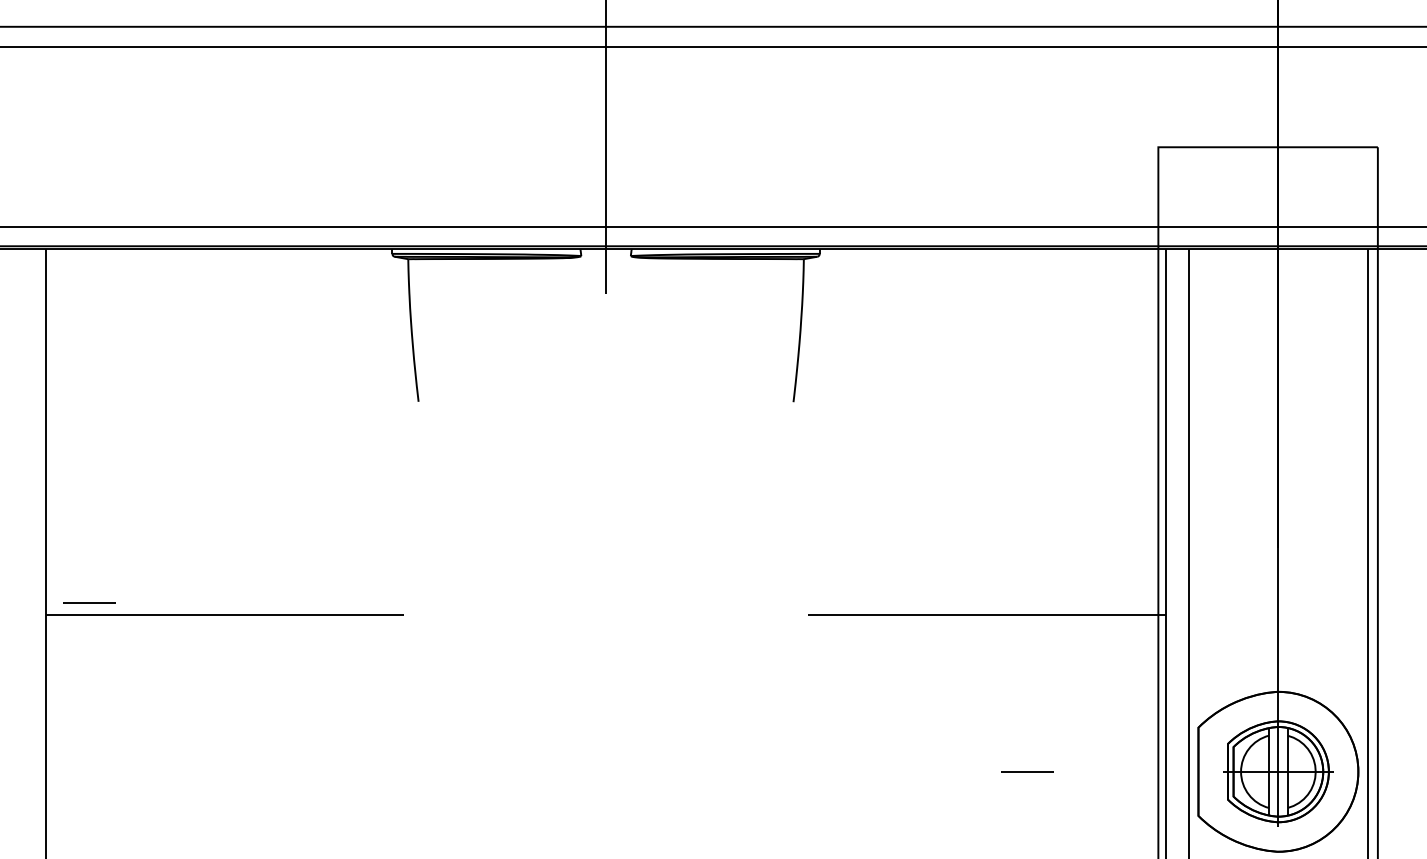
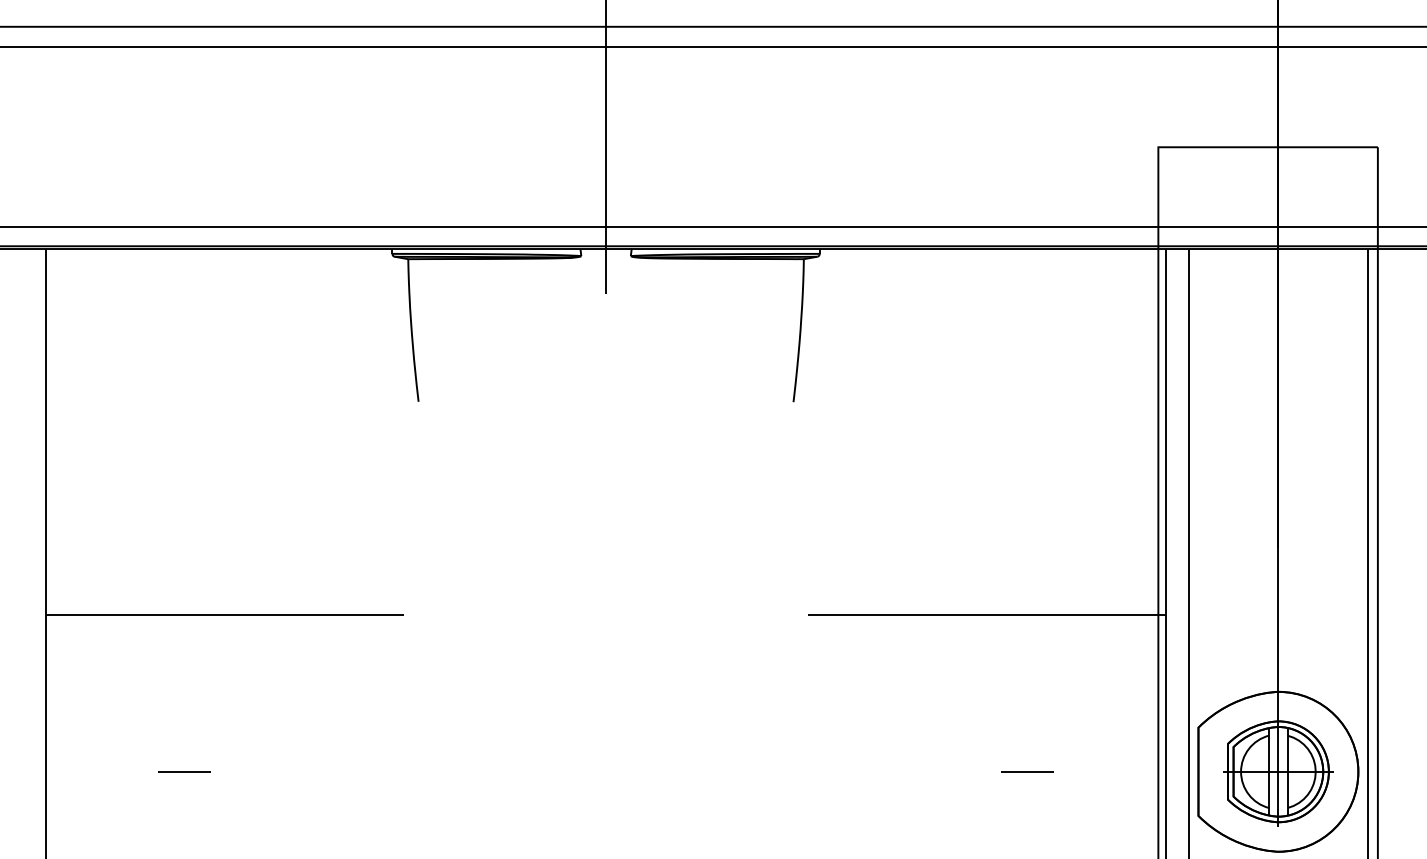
line position: (89, 602) -> (184, 771) (184, 771)
